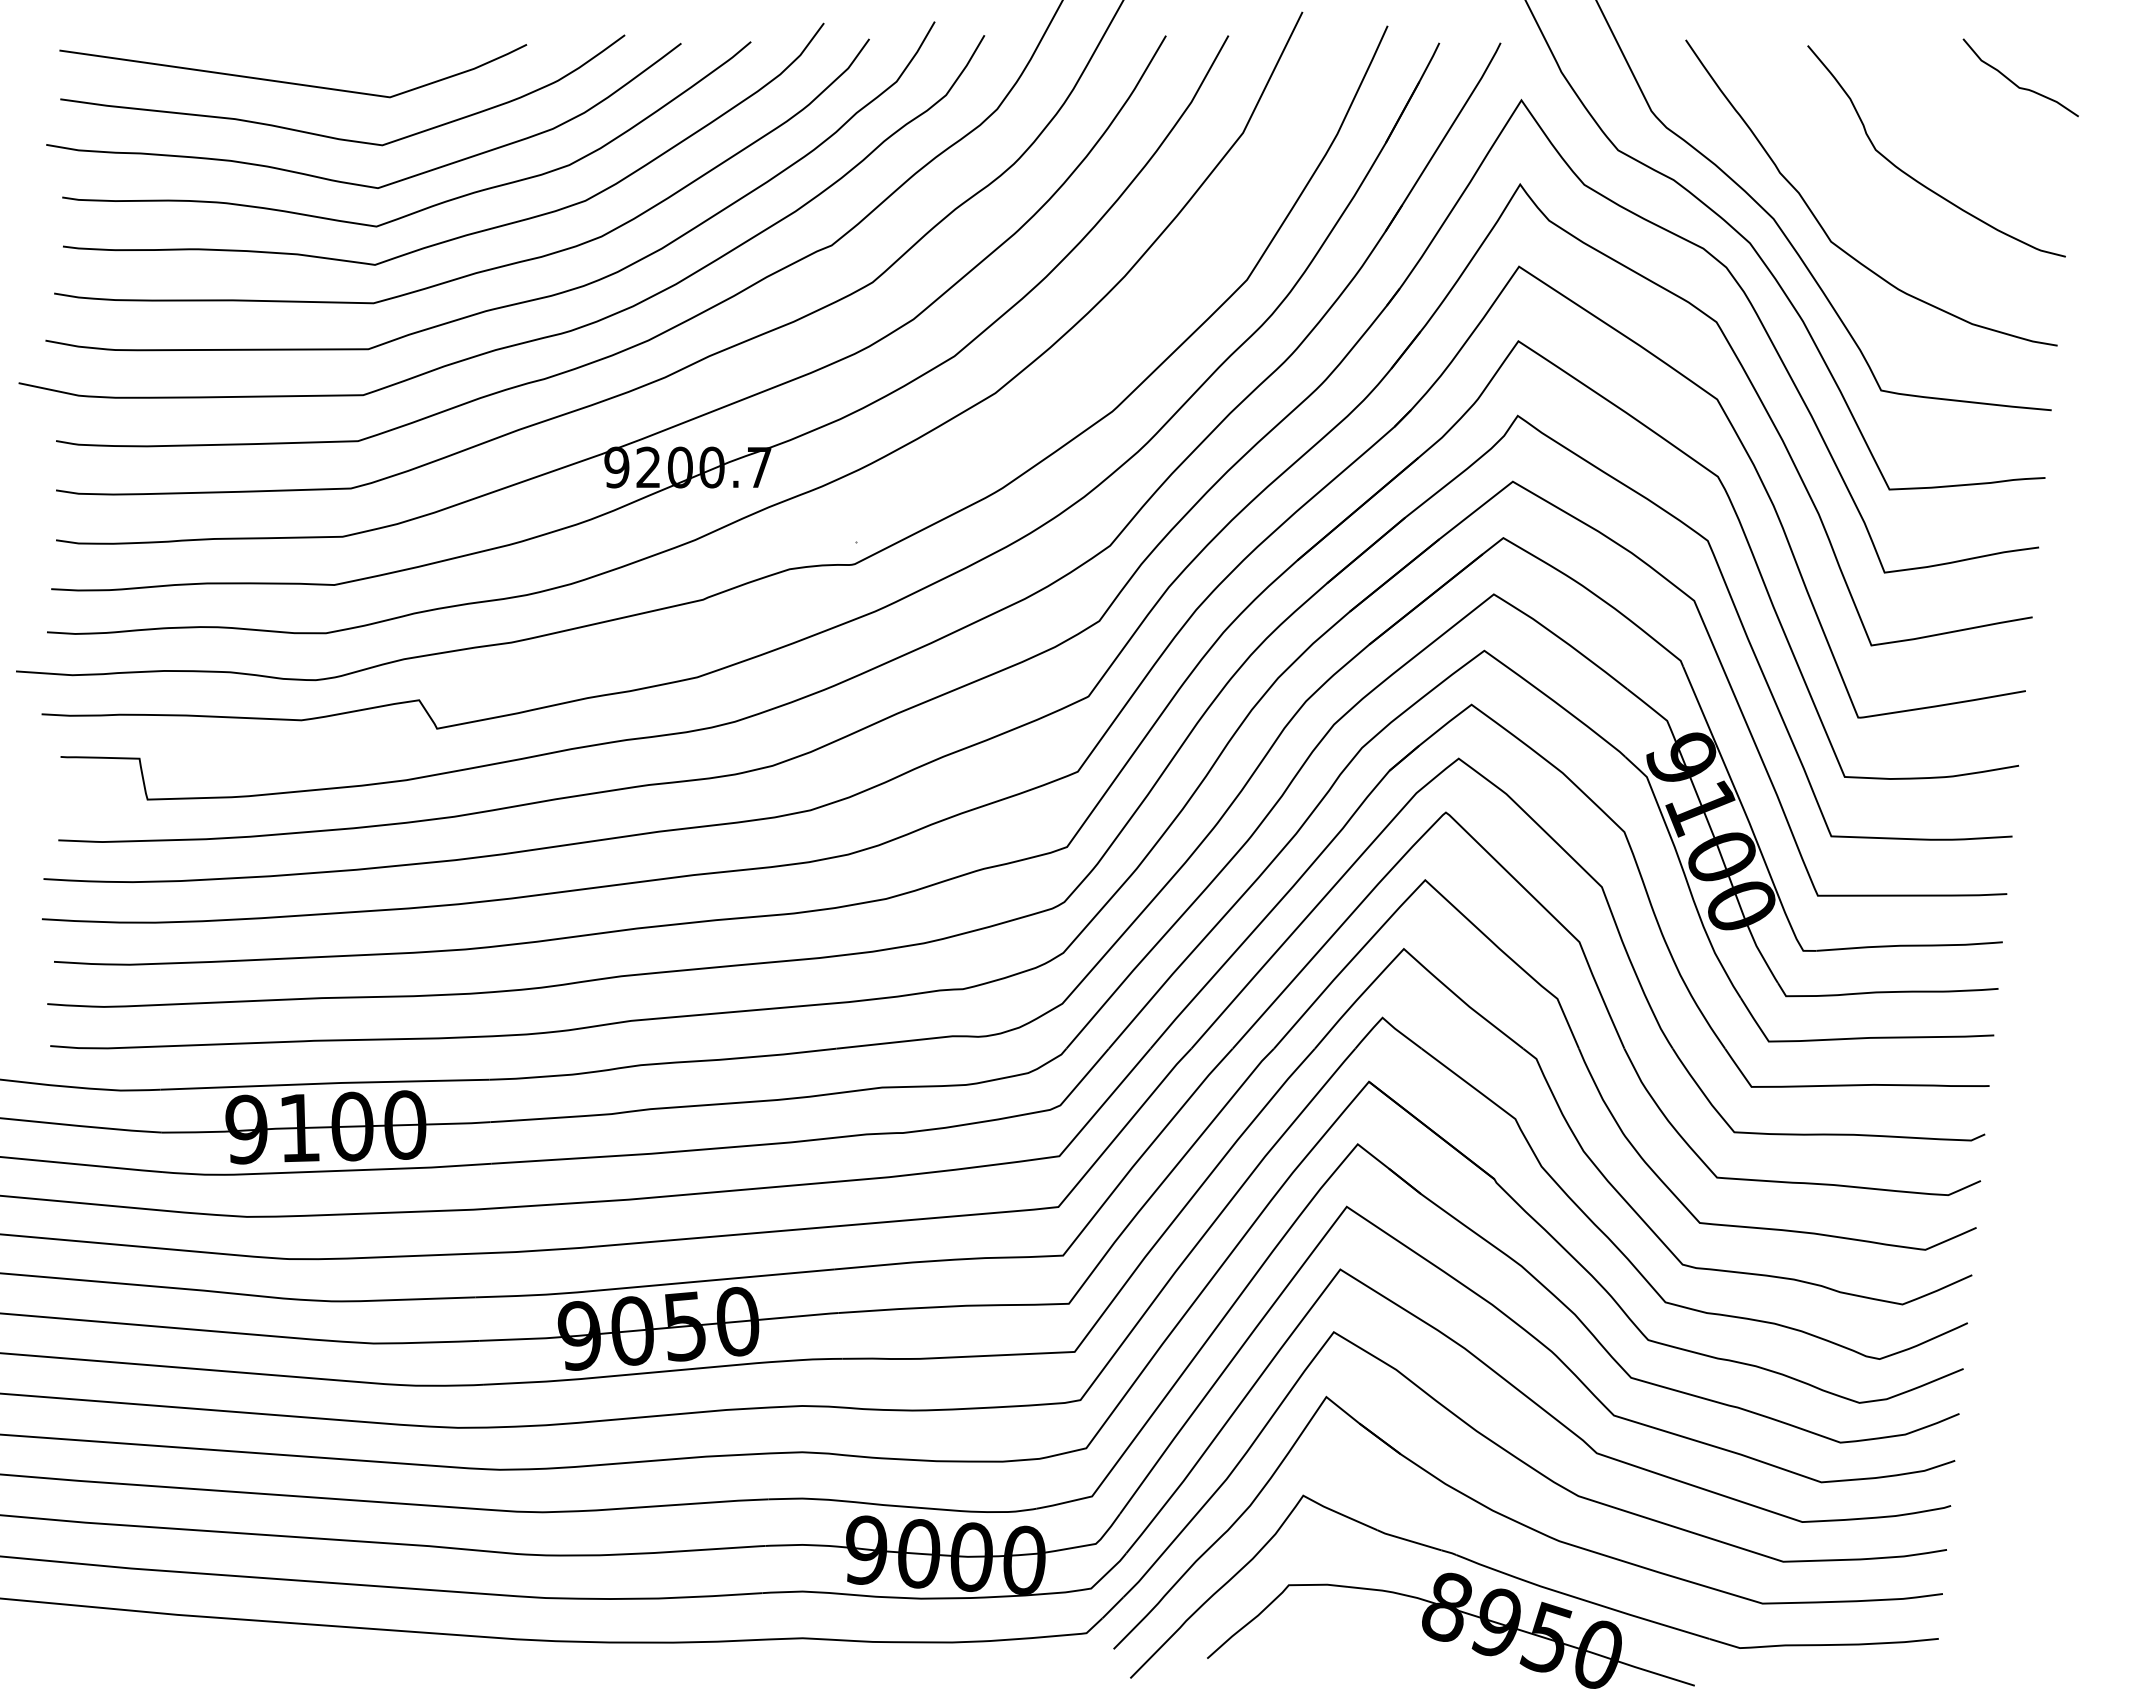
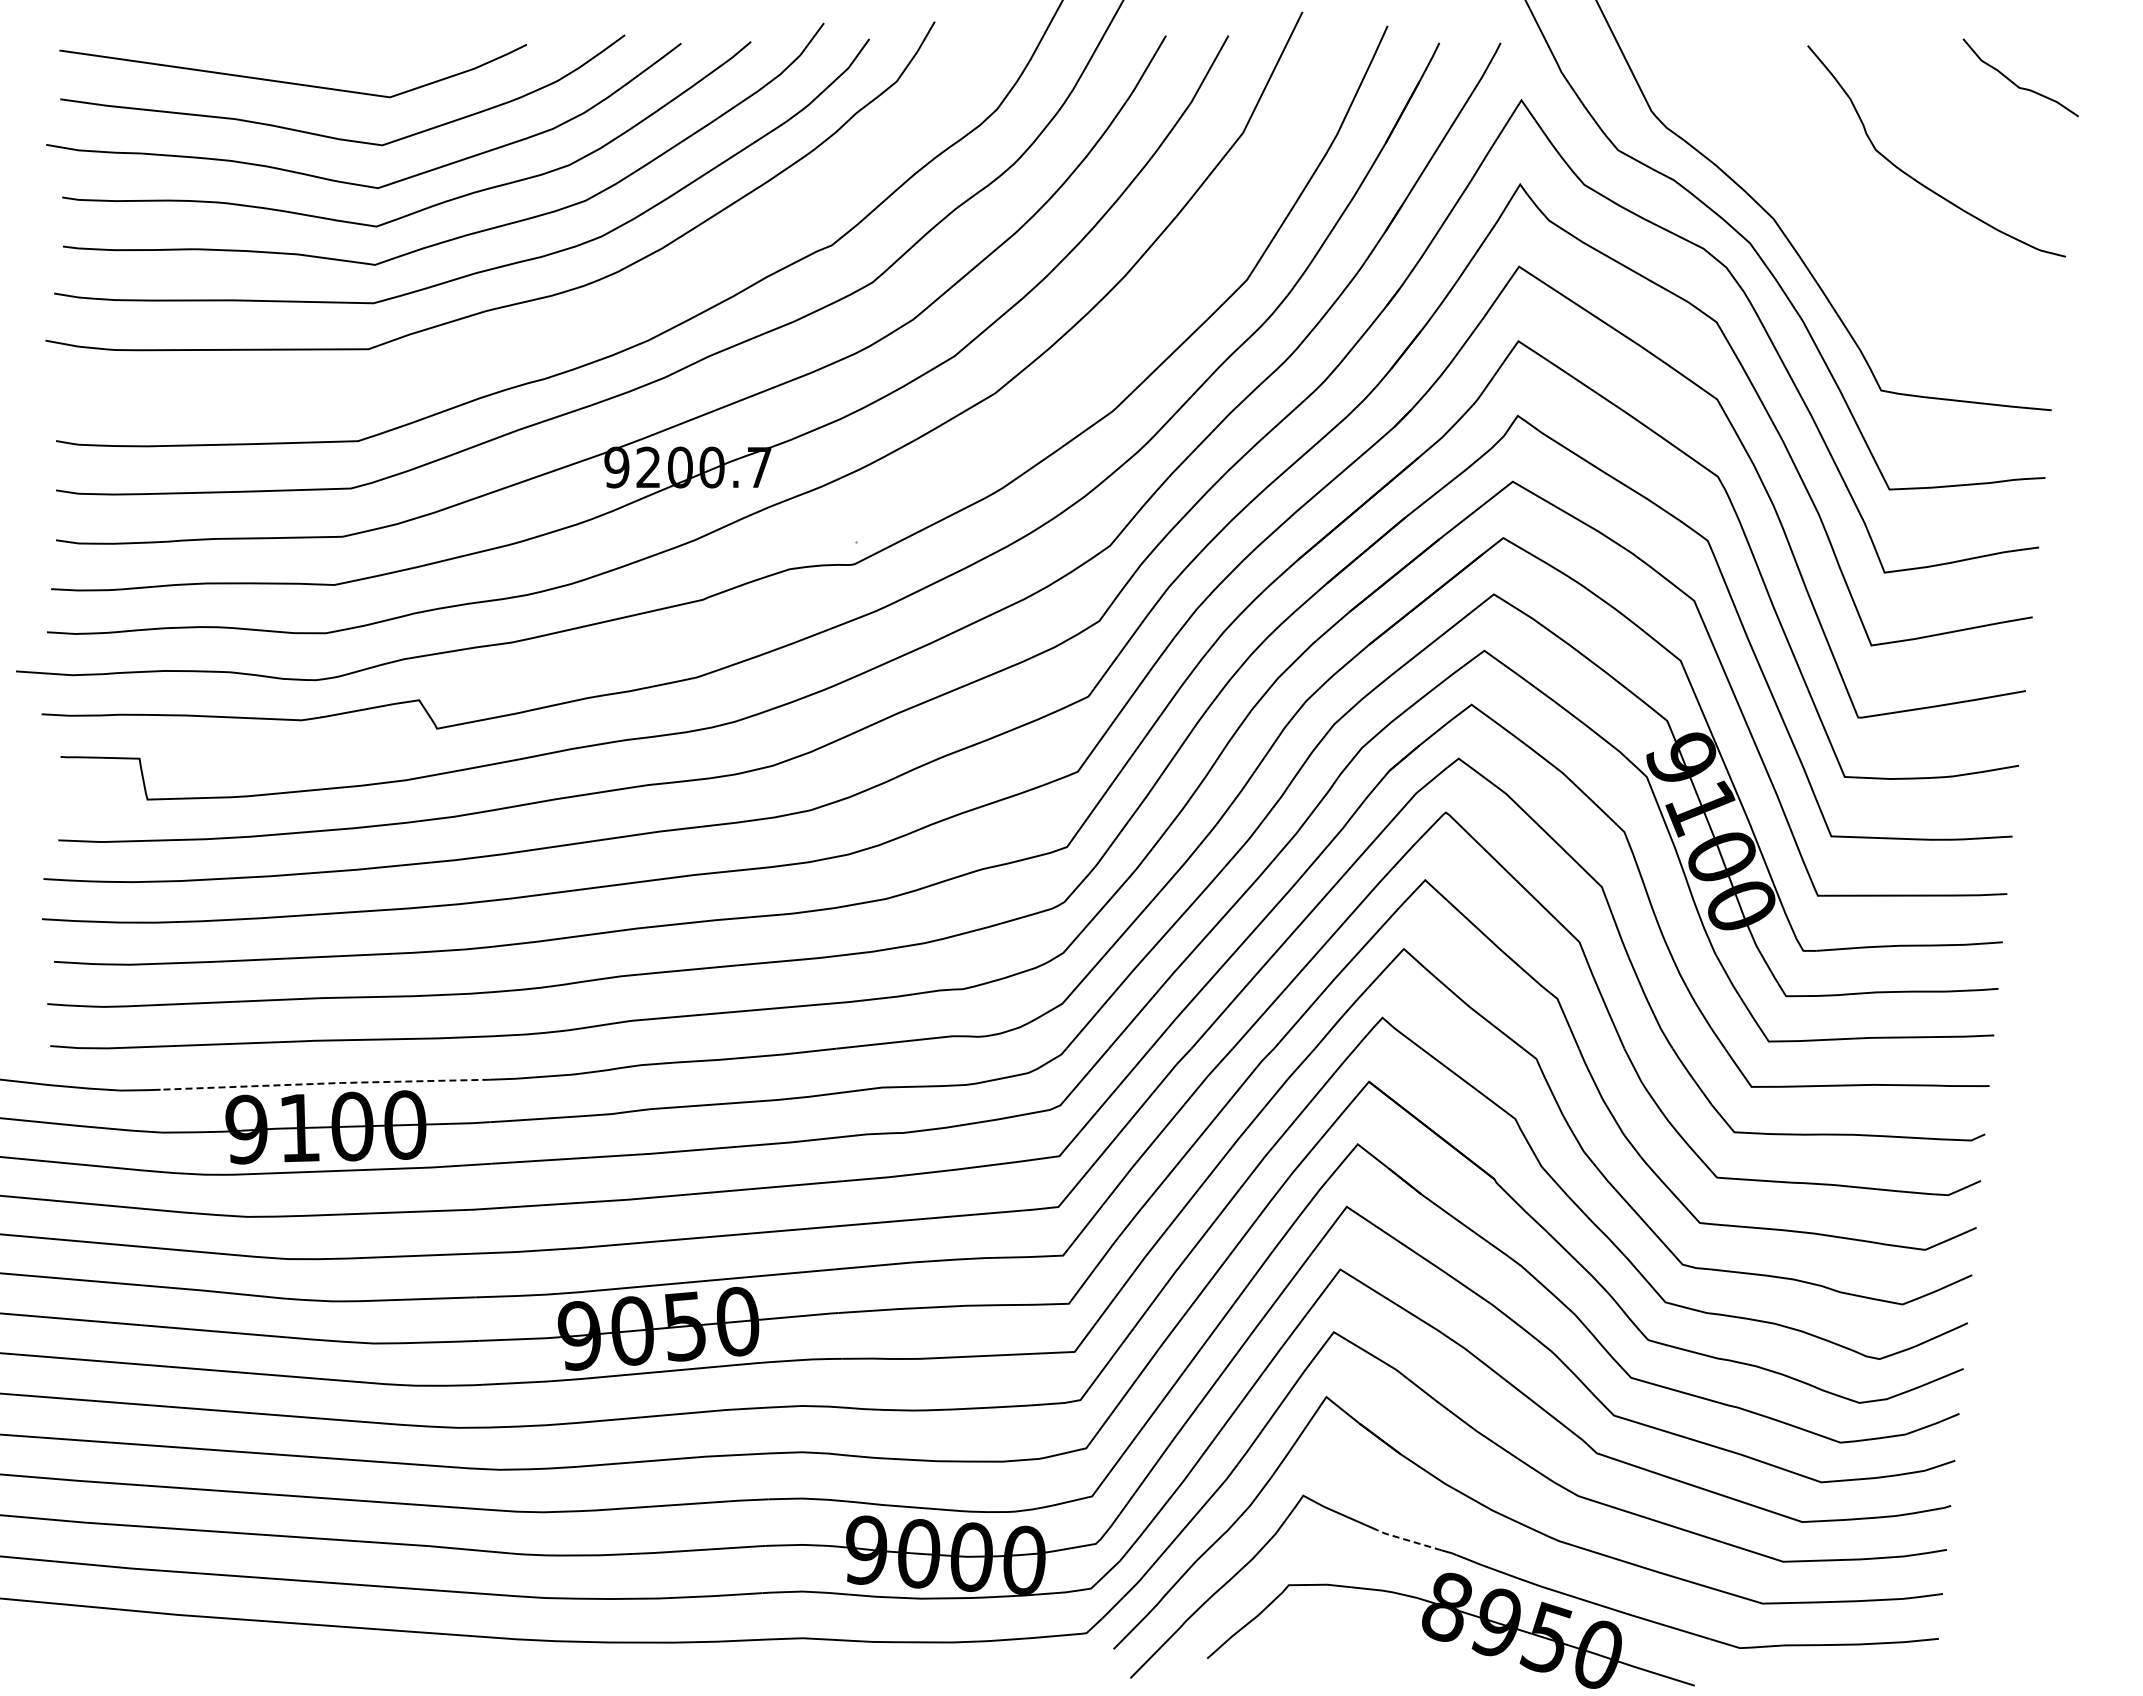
curve: present -> none (1822, 226)
curve: present -> none (532, 339)
line: solid -> dashed (324, 1083)
line: solid -> dashed (1408, 1540)
